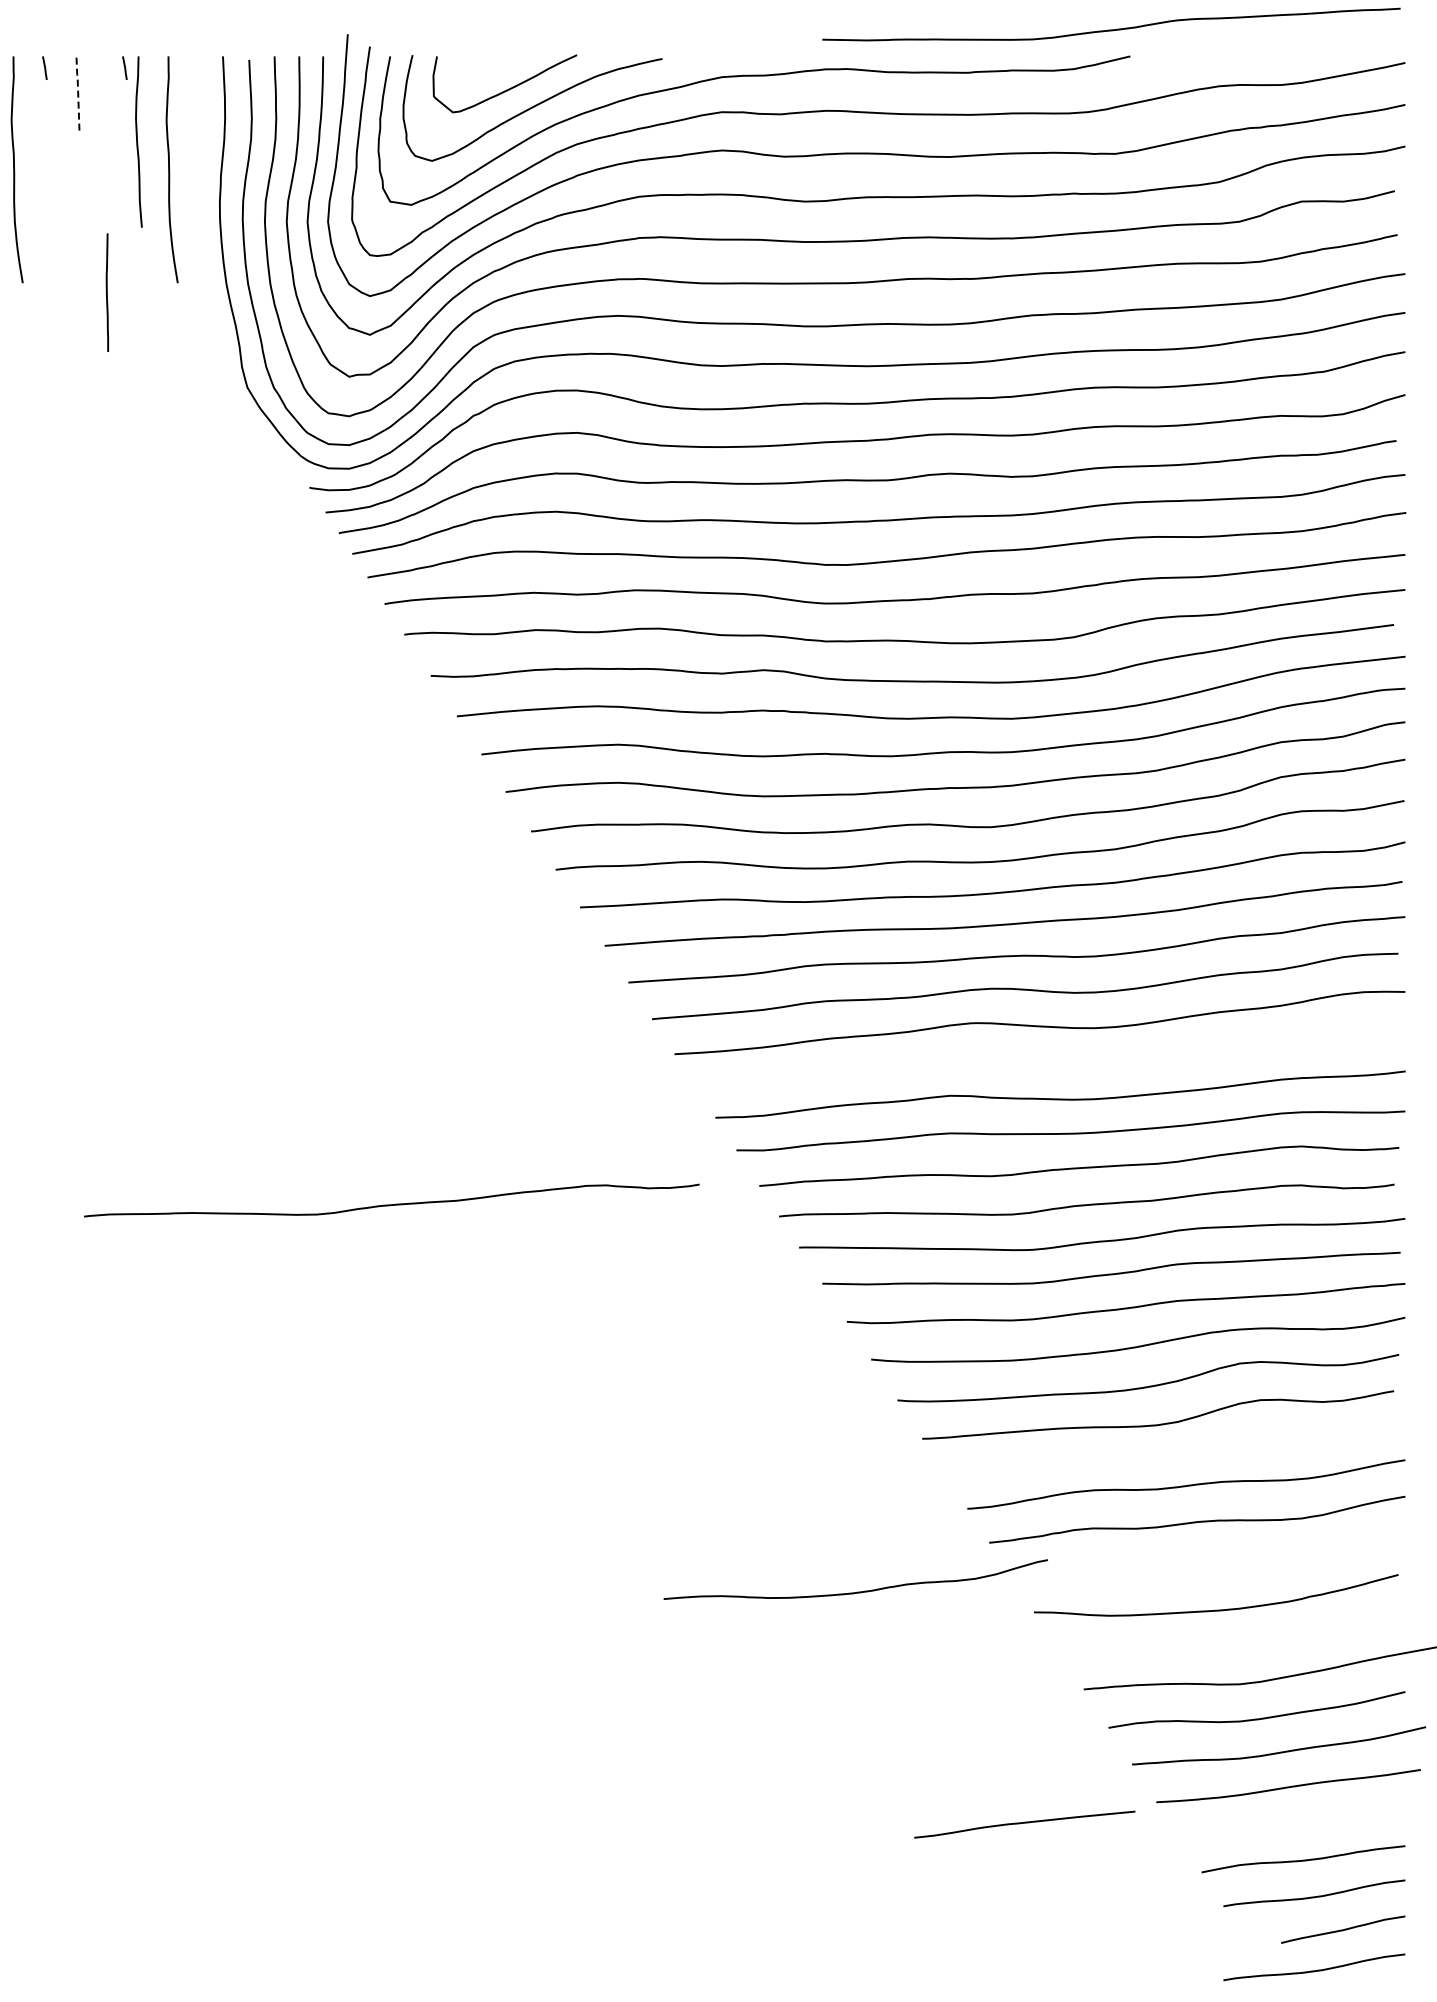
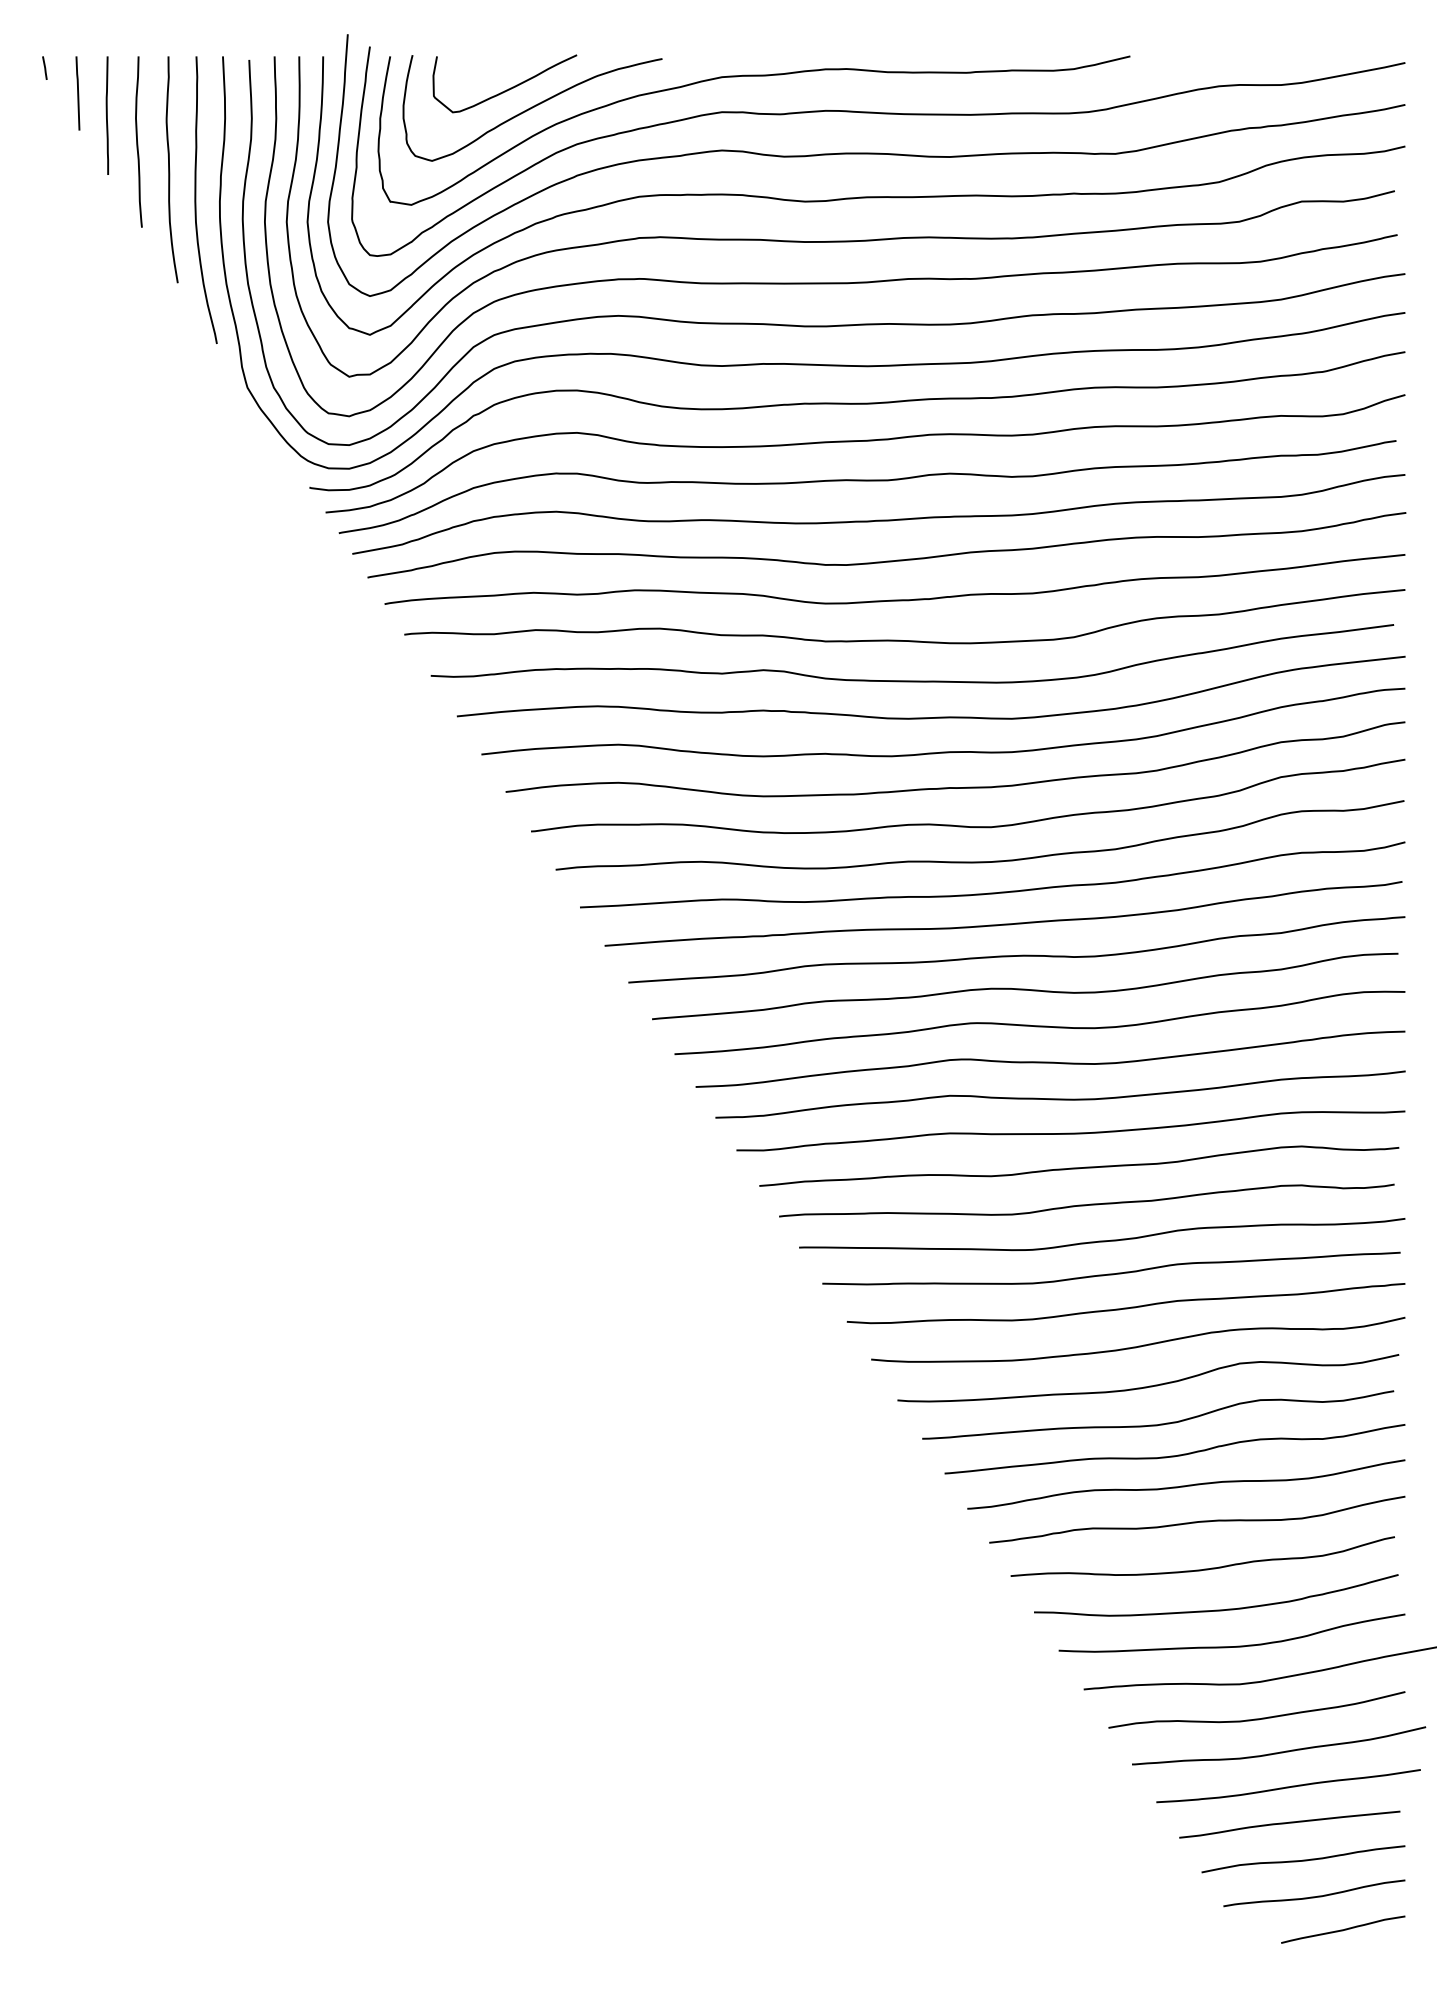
curve: present -> none (1111, 29)
line: present -> none (124, 67)
line: dashed -> solid (78, 92)
curve: present -> none (15, 170)
curve: none -> present (196, 199)
line position: (106, 292) -> (106, 115) (106, 115)
curve: none -> present (1050, 1061)
curve: present -> none (391, 1204)
curve: none -> present (1174, 1455)
curve position: (857, 1591) -> (1204, 1568) (1204, 1568)
curve: none -> present (1231, 1646)
curve position: (1024, 1823) -> (1289, 1823) (1289, 1823)
curve: present -> none (1314, 1970)
